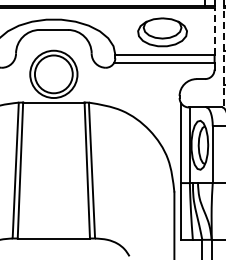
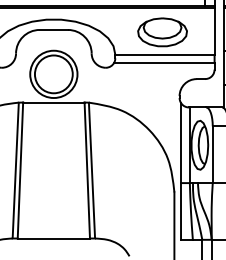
line: dashed -> solid (214, 30)
line: dashed -> solid (224, 54)
